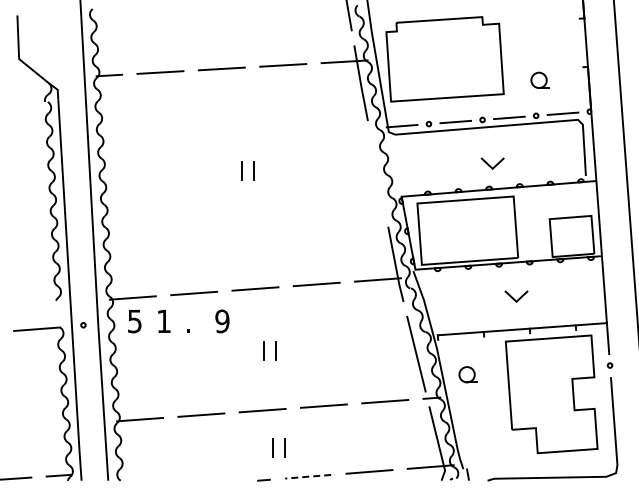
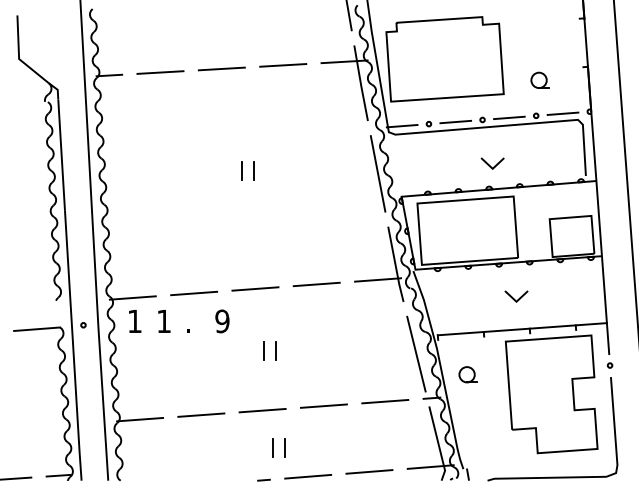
line: none -> present (377, 173)
text: 5 -> 1 (134, 321)
line: dashed -> solid (307, 476)
